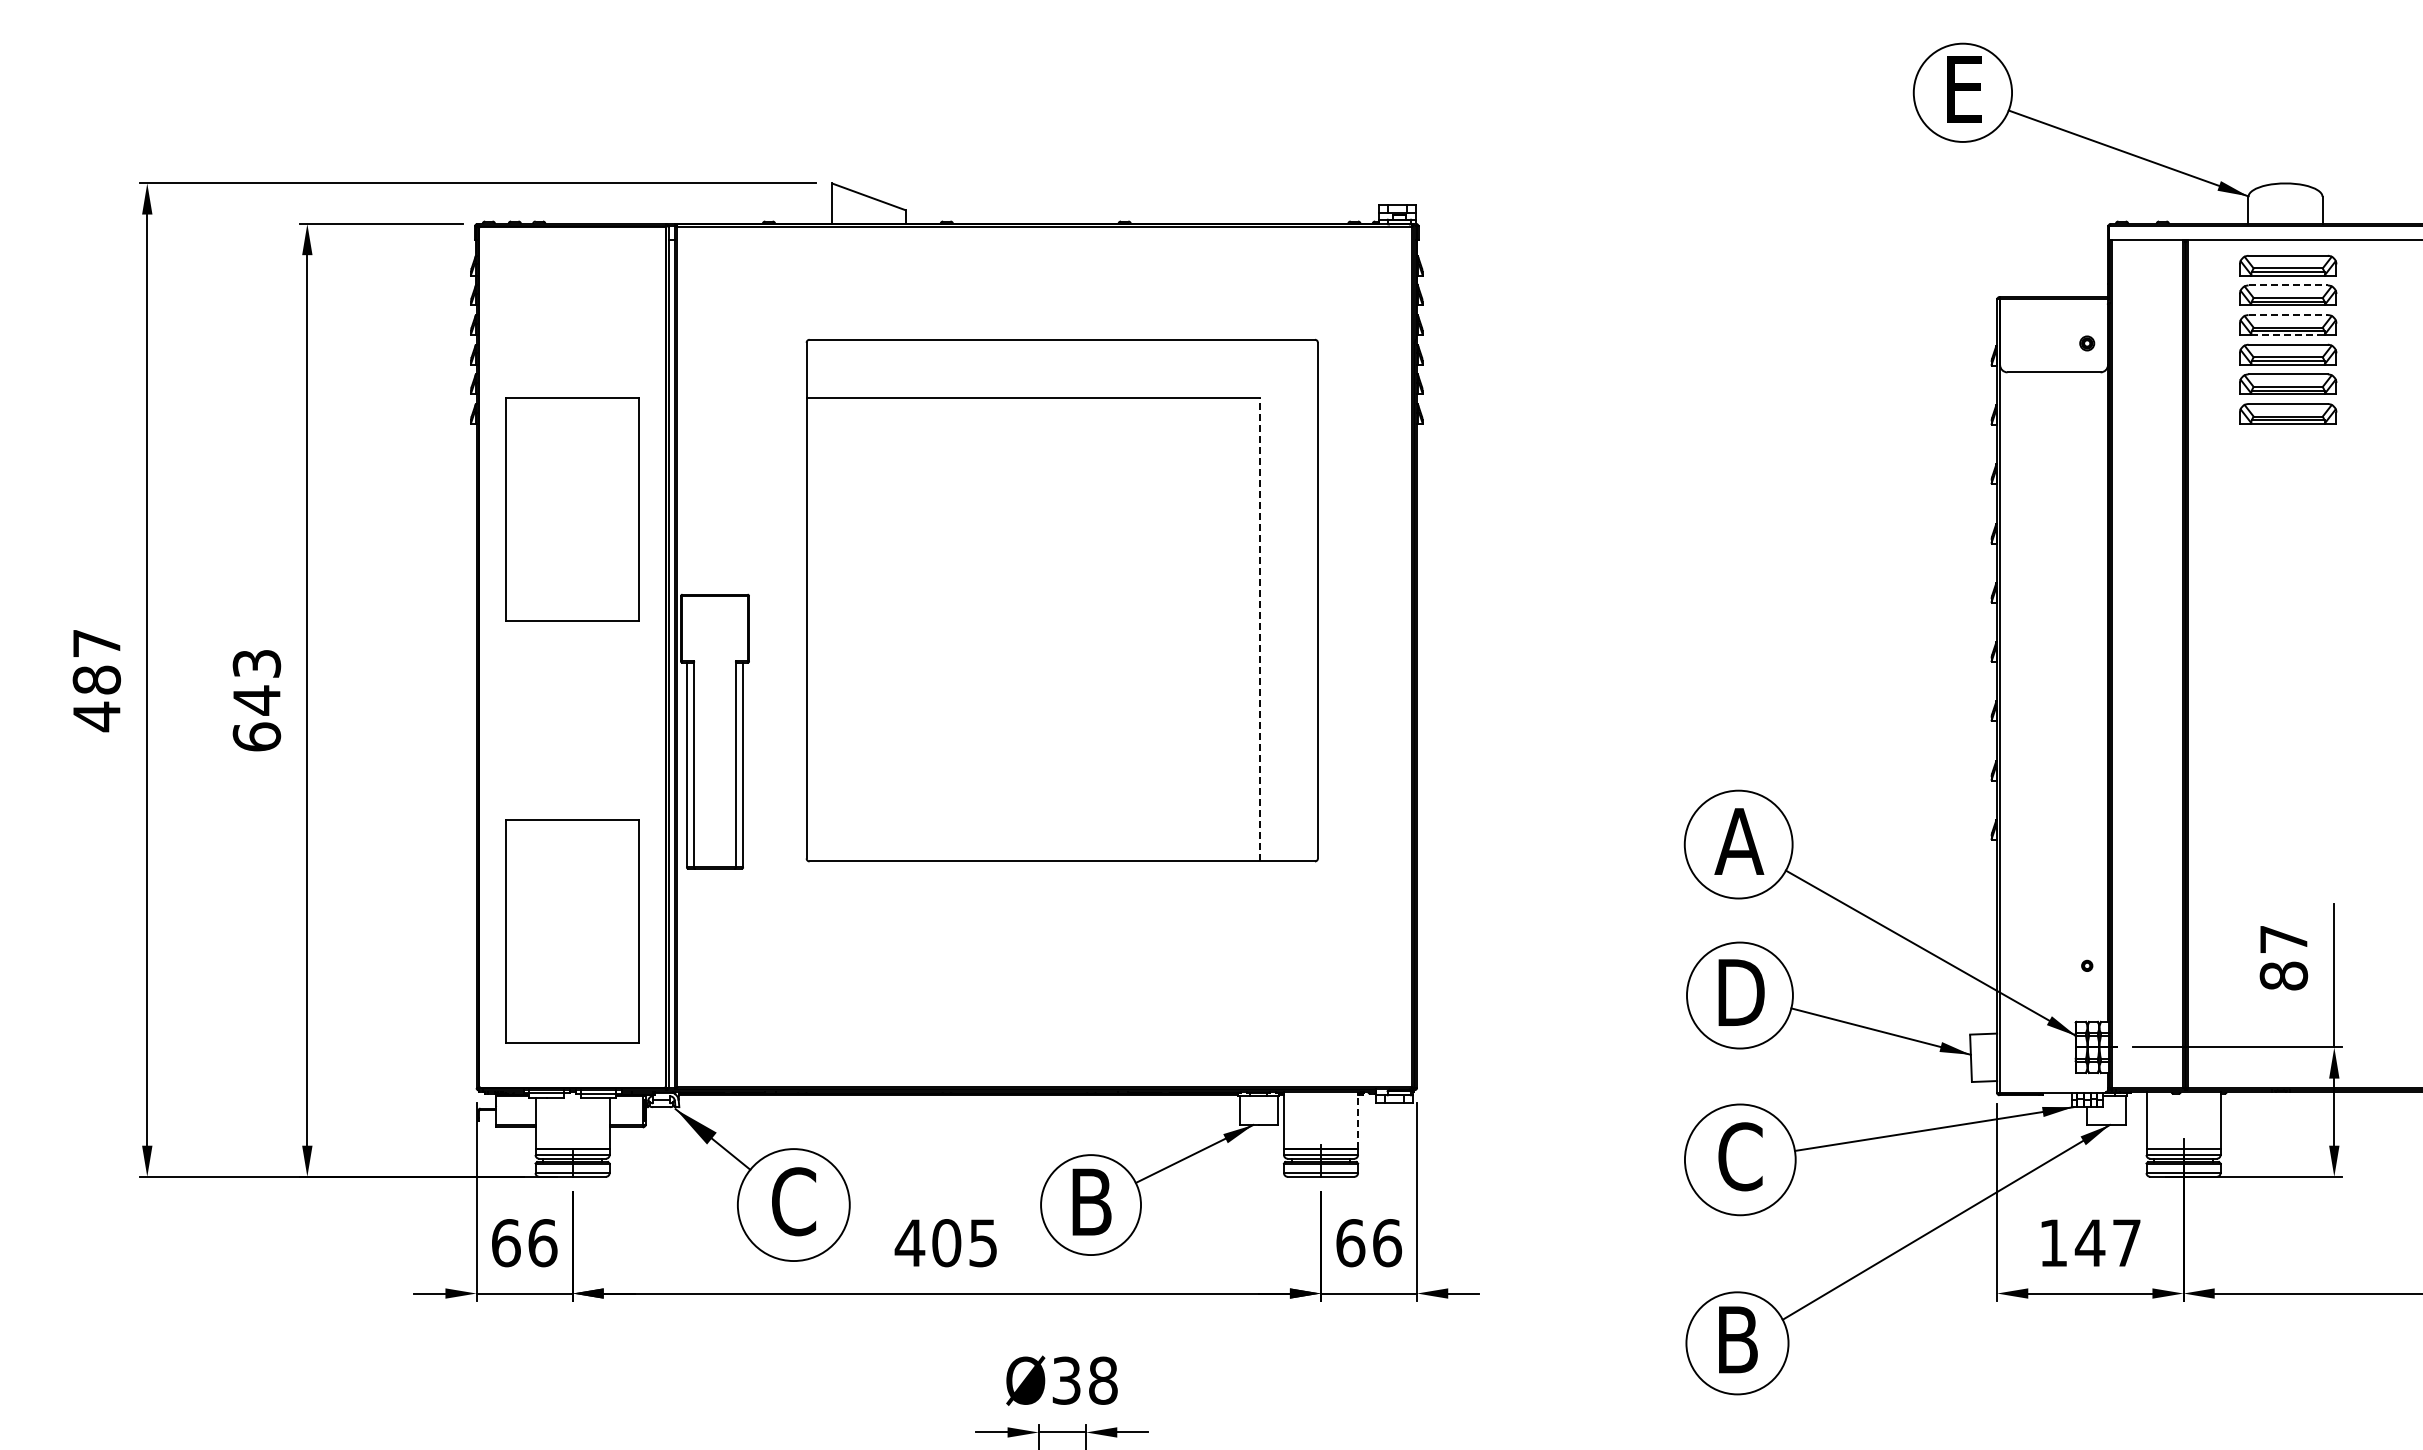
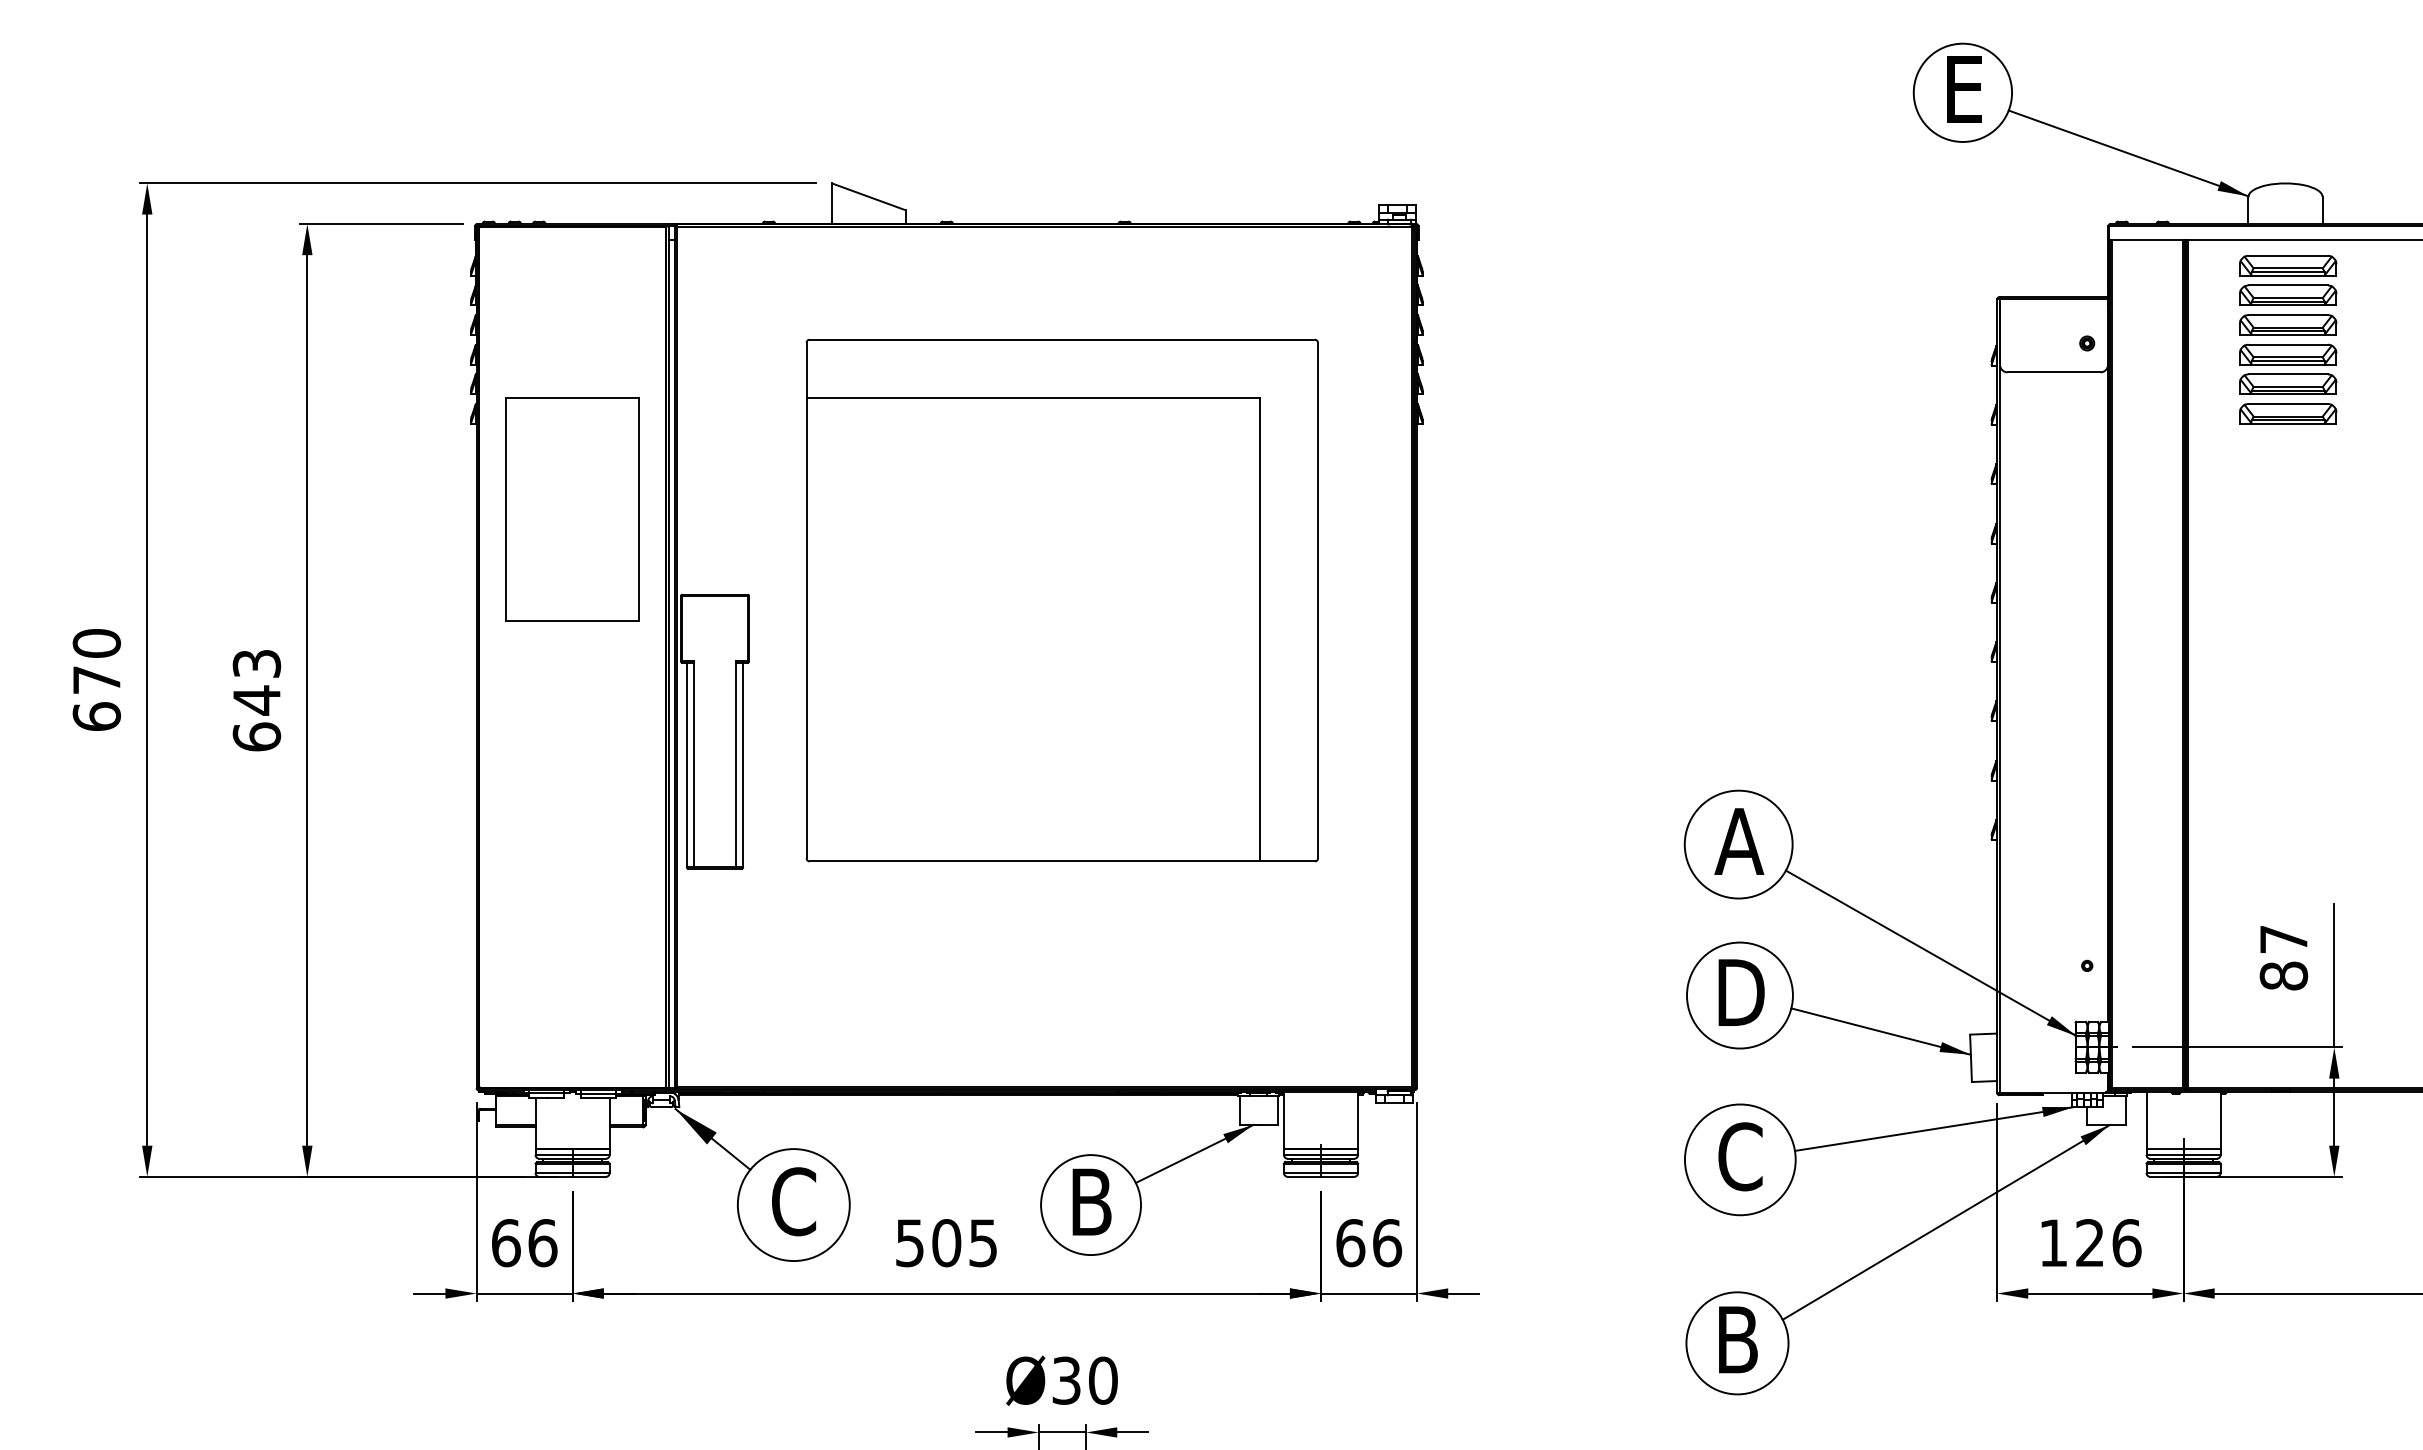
line: dashed -> solid (2288, 285)
line: dashed -> solid (2288, 315)
line: dashed -> solid (2288, 335)
line: dashed -> solid (1260, 629)
text: 487 -> 670 (96, 680)
part: present -> none (572, 931)
line: dashed -> solid (1358, 1120)
text: 405 -> 505 (909, 1243)
text: 147 -> 126 (2107, 1243)
text: Ø38 -> Ø30 (1103, 1380)
